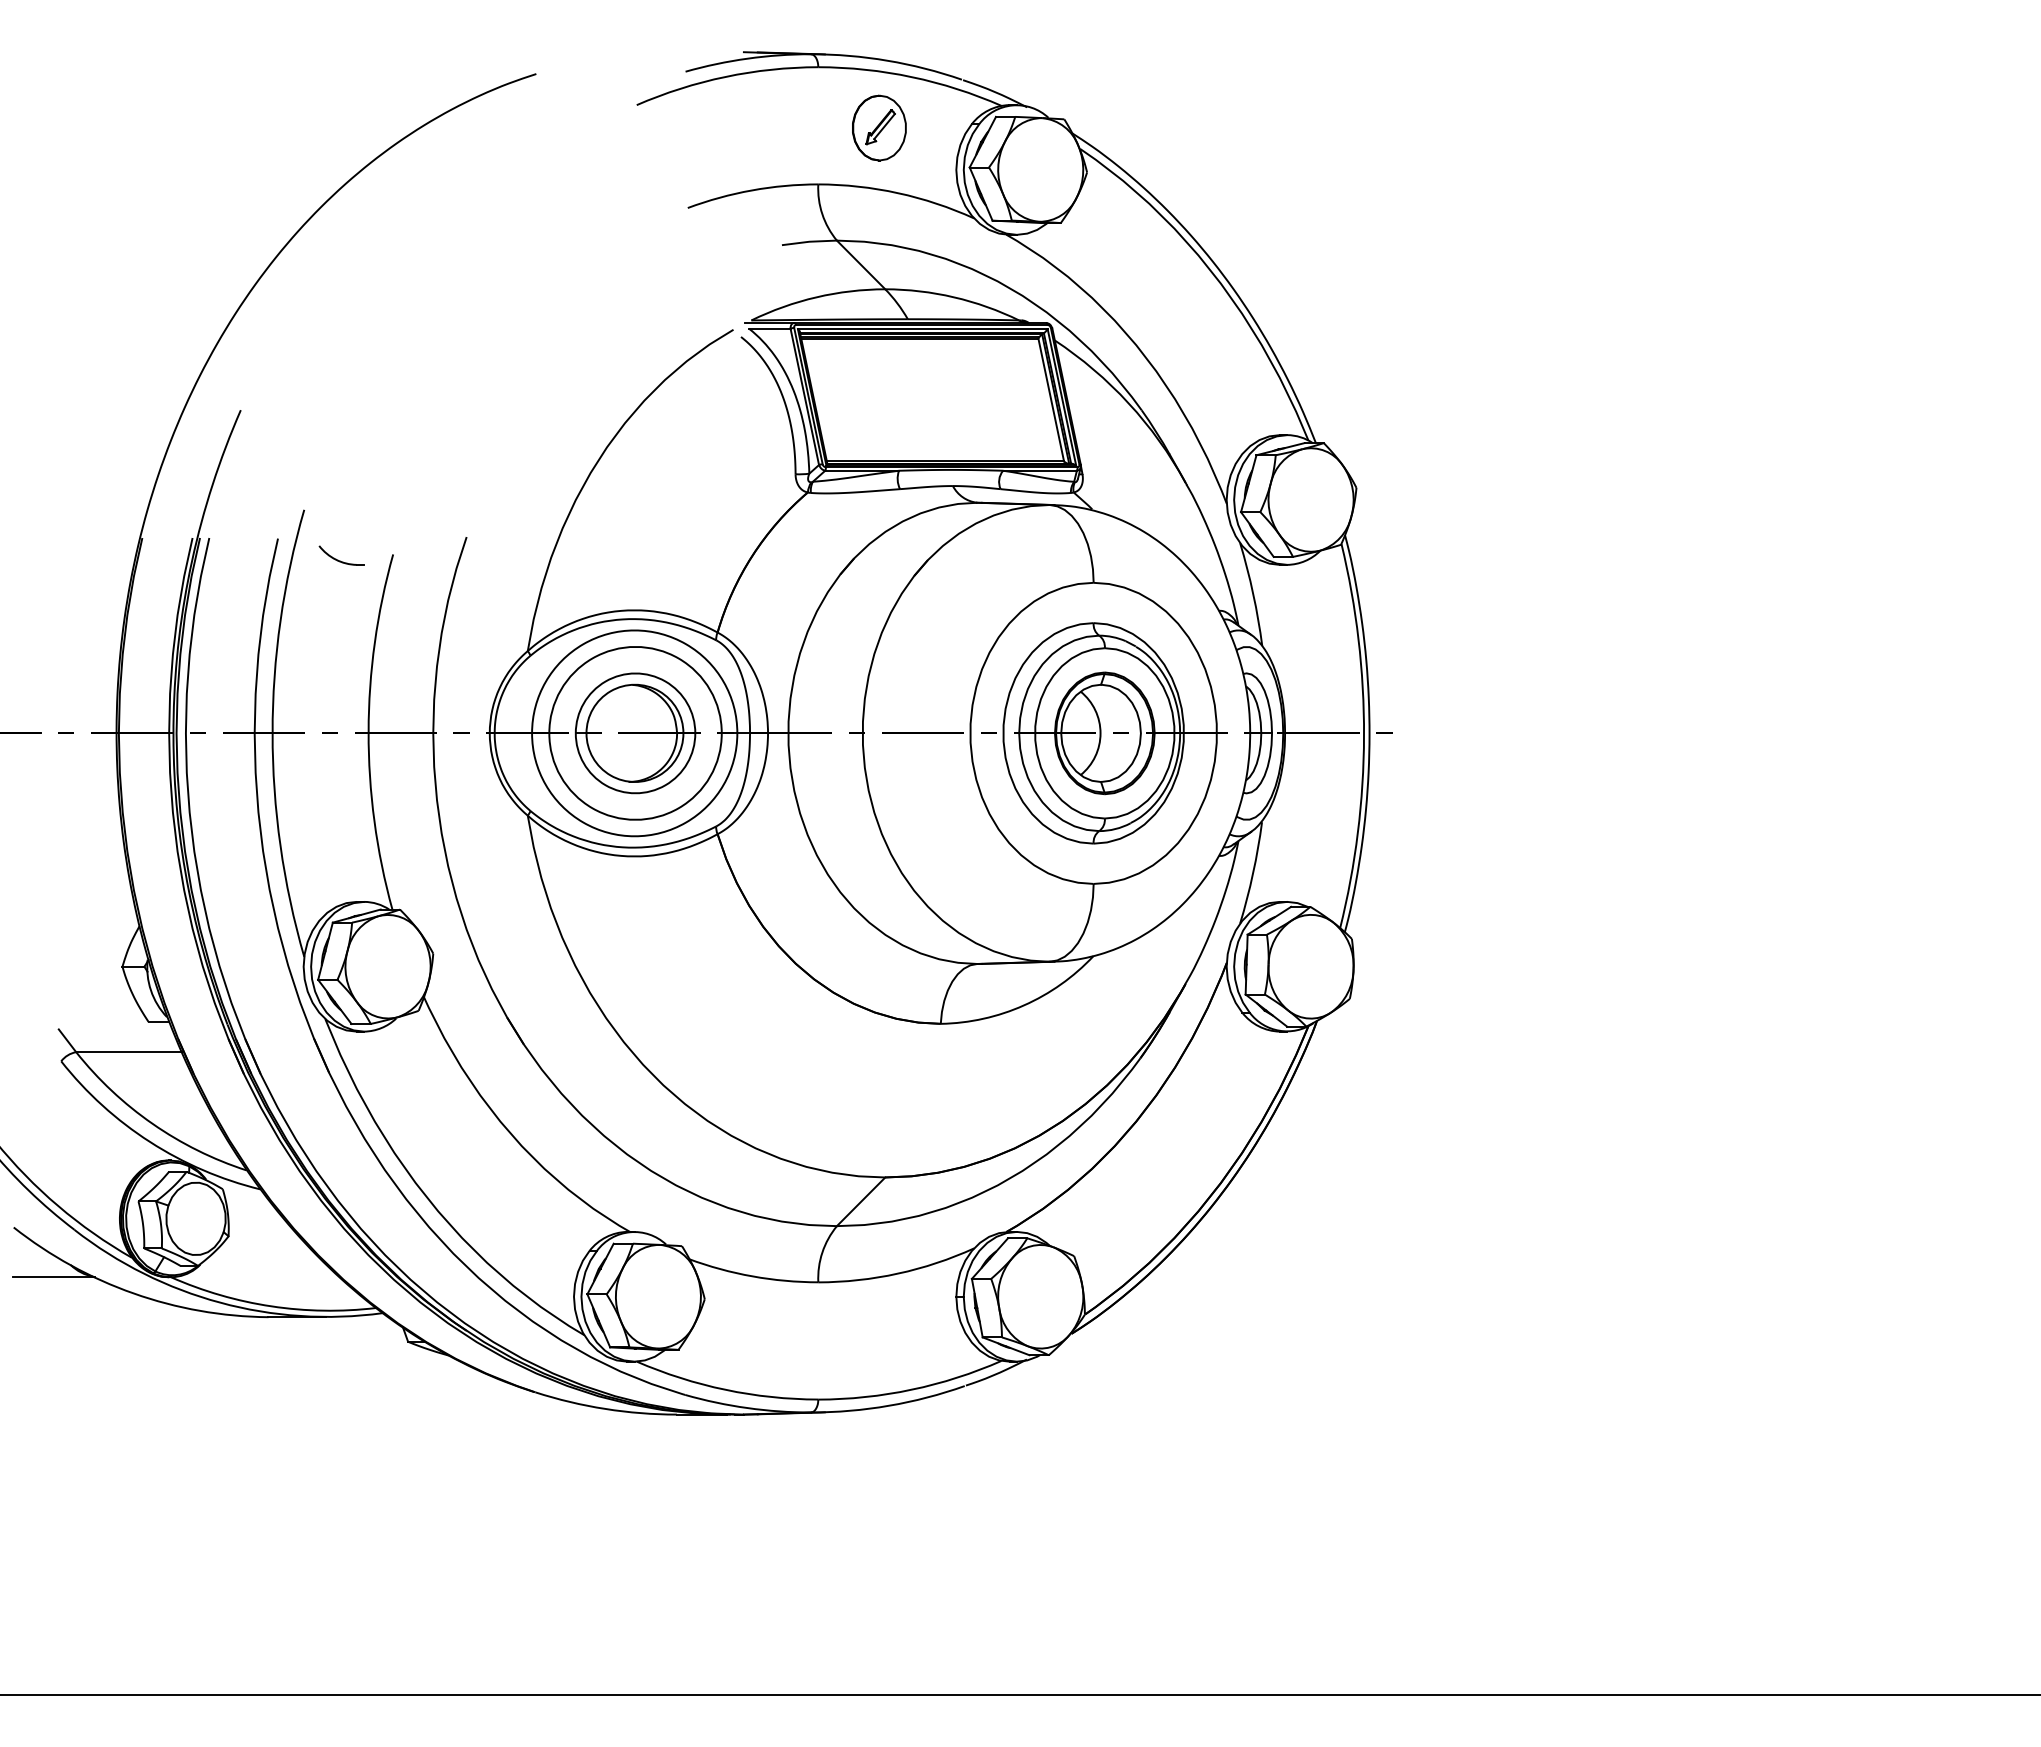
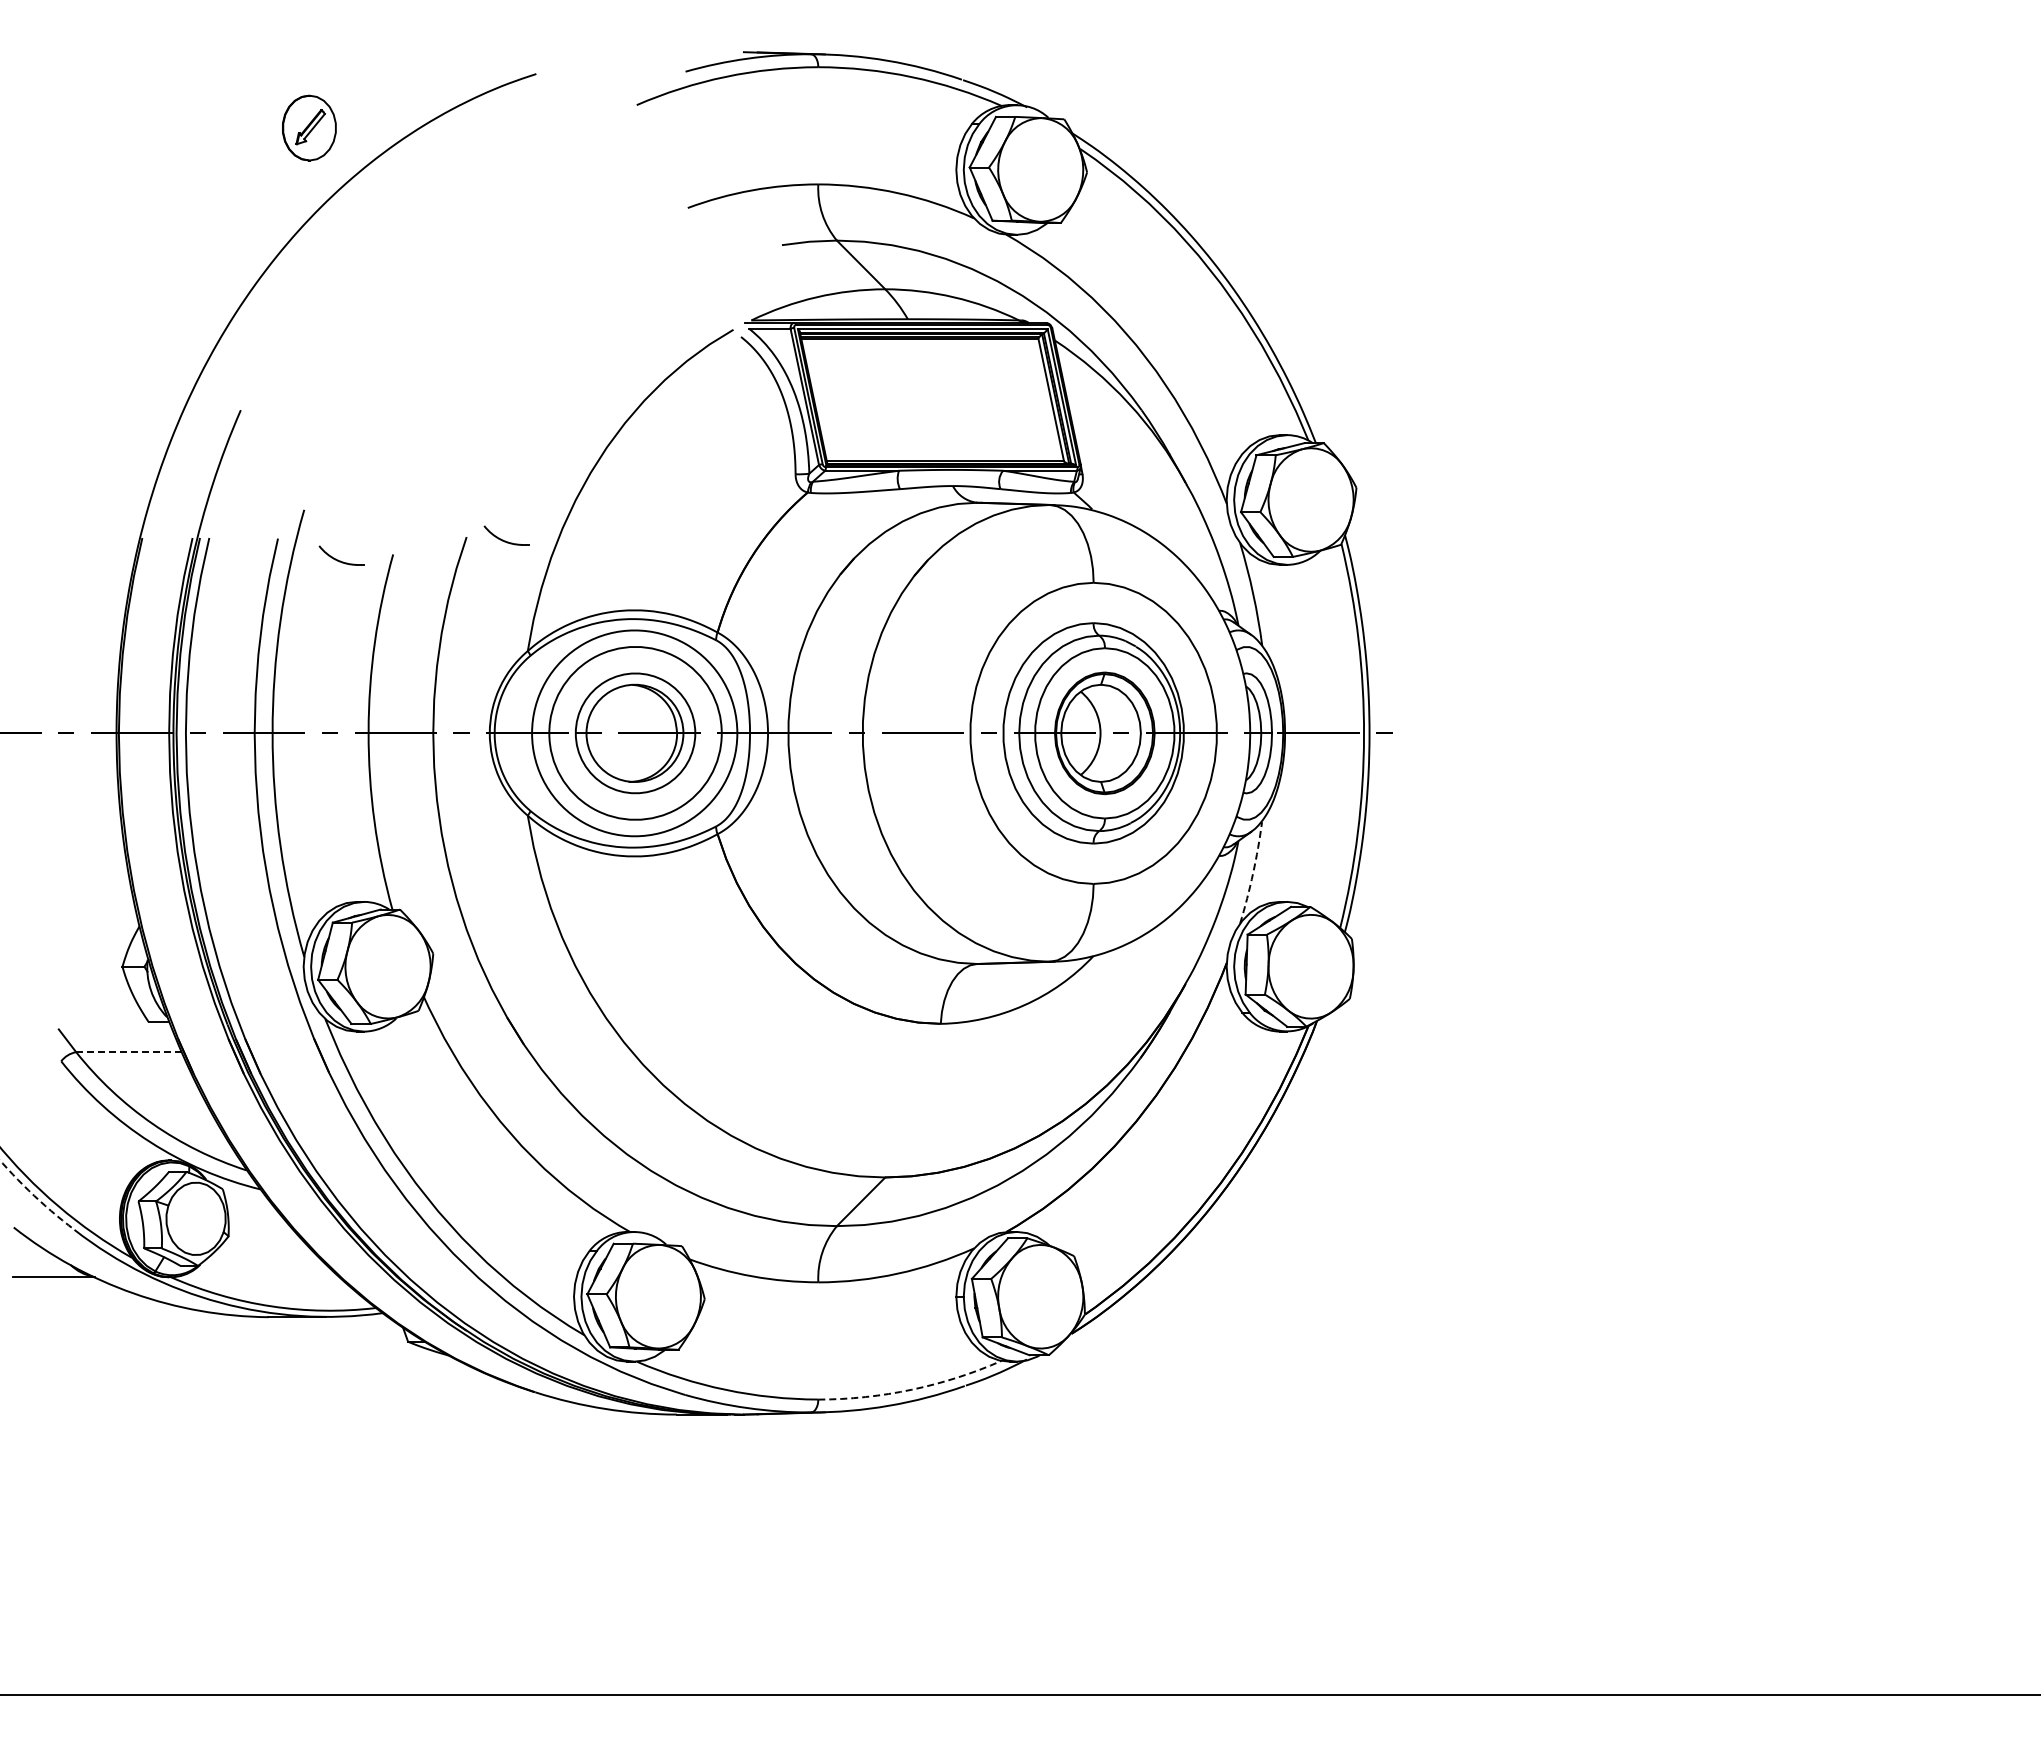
part position: (879, 127) -> (309, 127) (309, 127)
part: none -> present (506, 535)
arc: solid -> dashed (1253, 873)
line: solid -> dashed (128, 1052)
arc: solid -> dashed (35, 1197)
arc: solid -> dashed (911, 1389)
